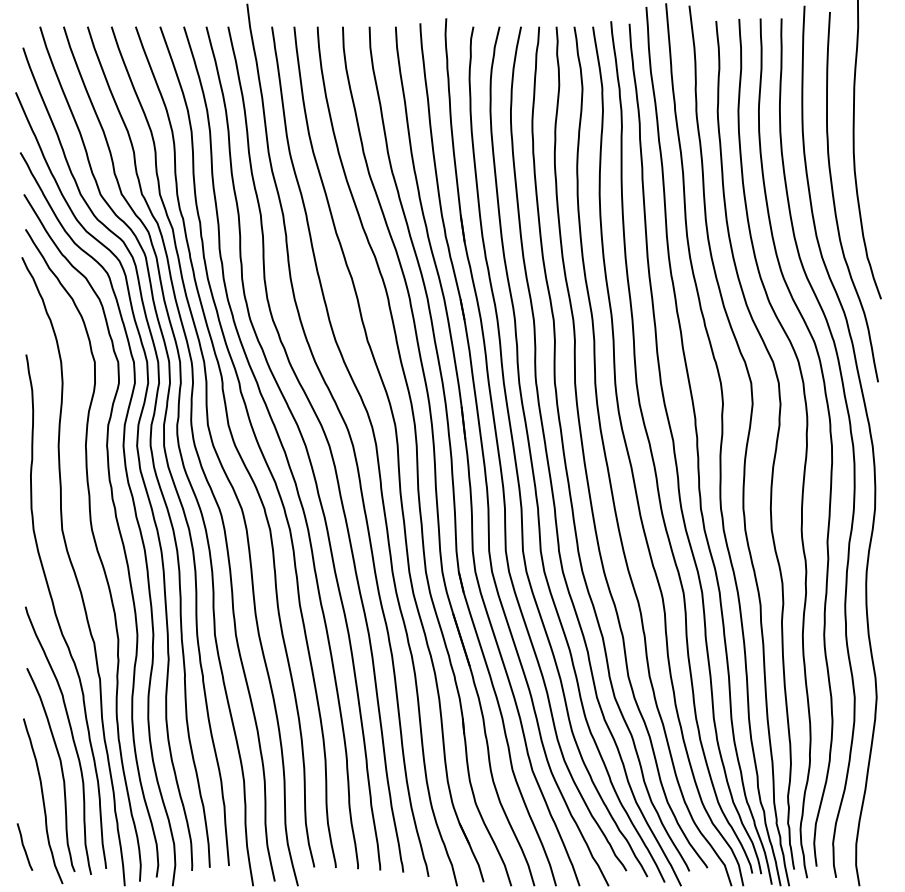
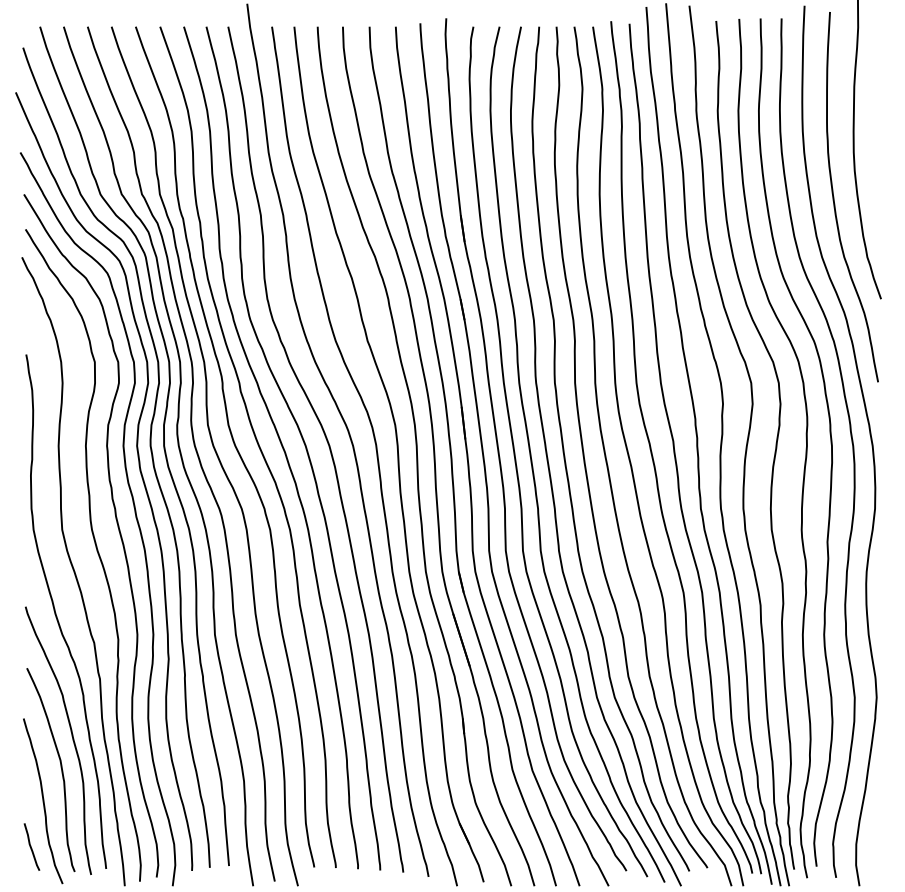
curve position: (24, 846) -> (31, 846) (31, 846)
